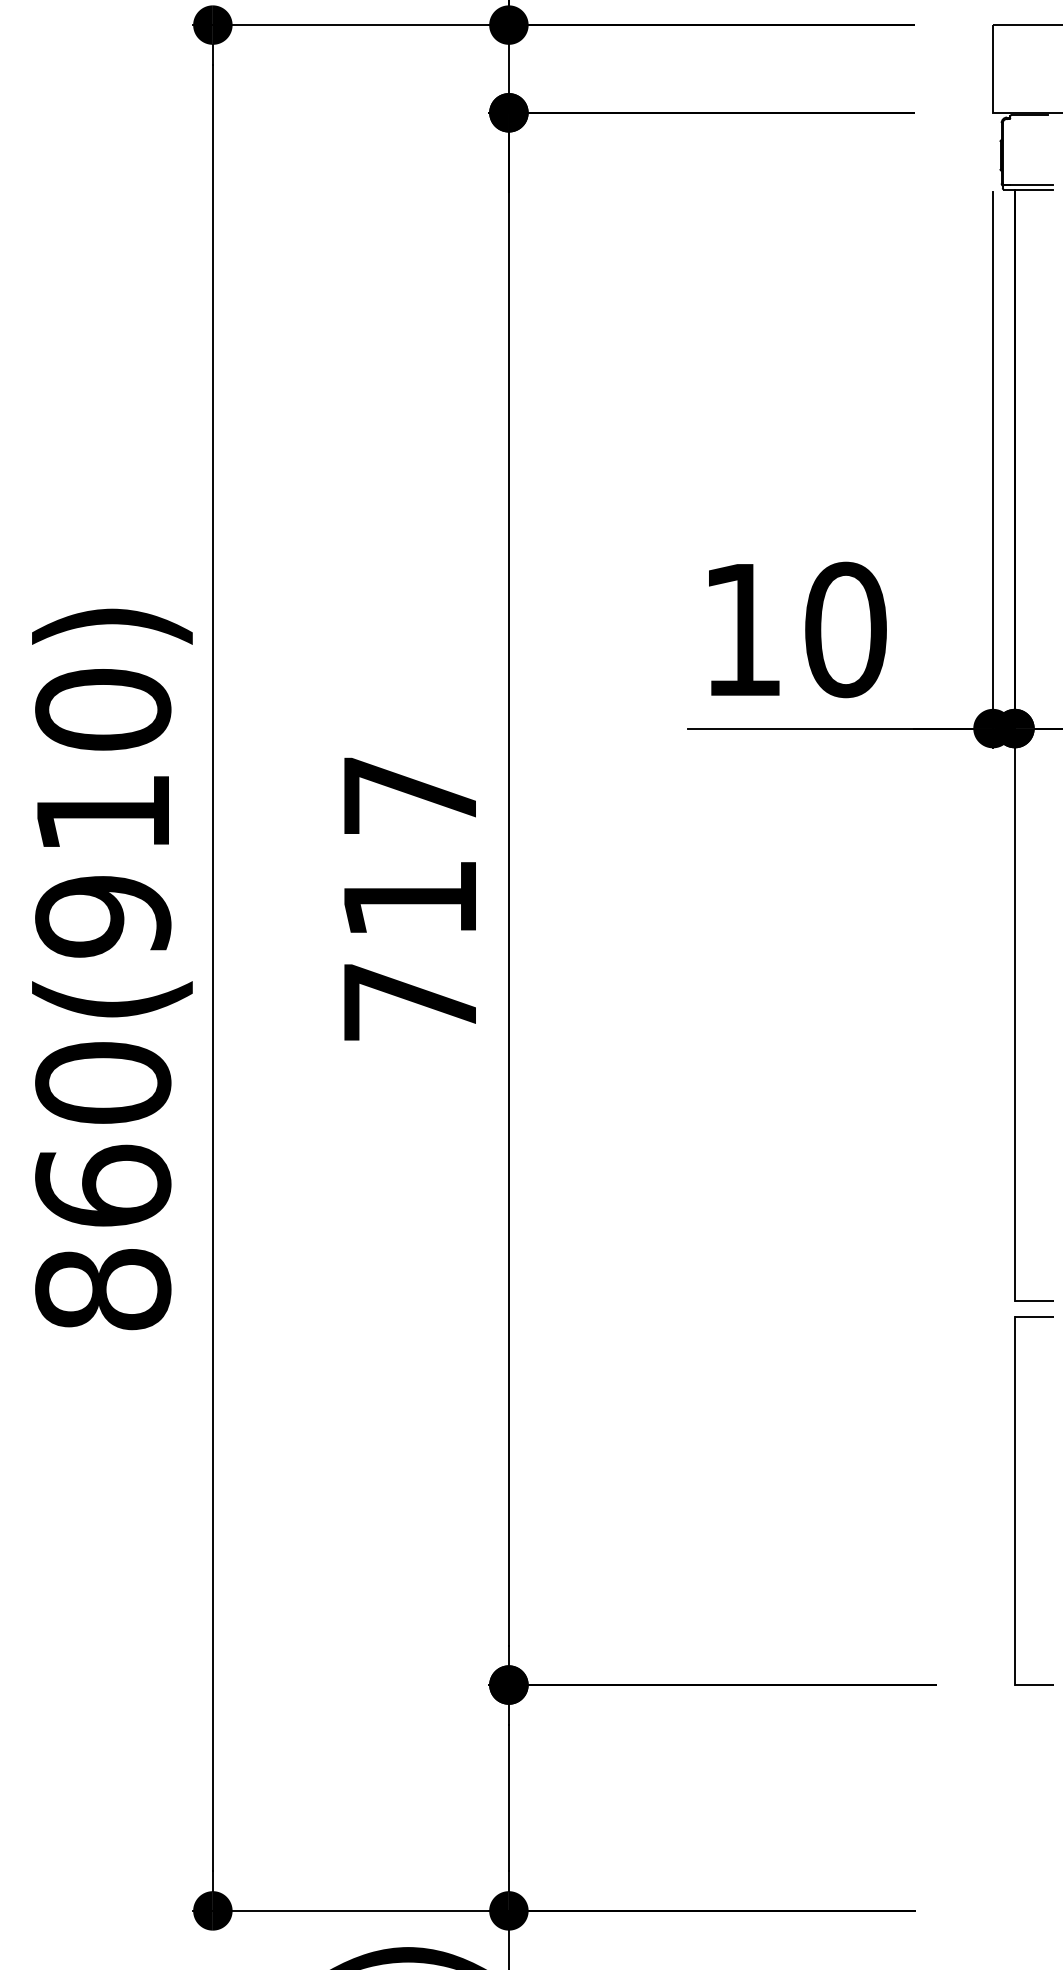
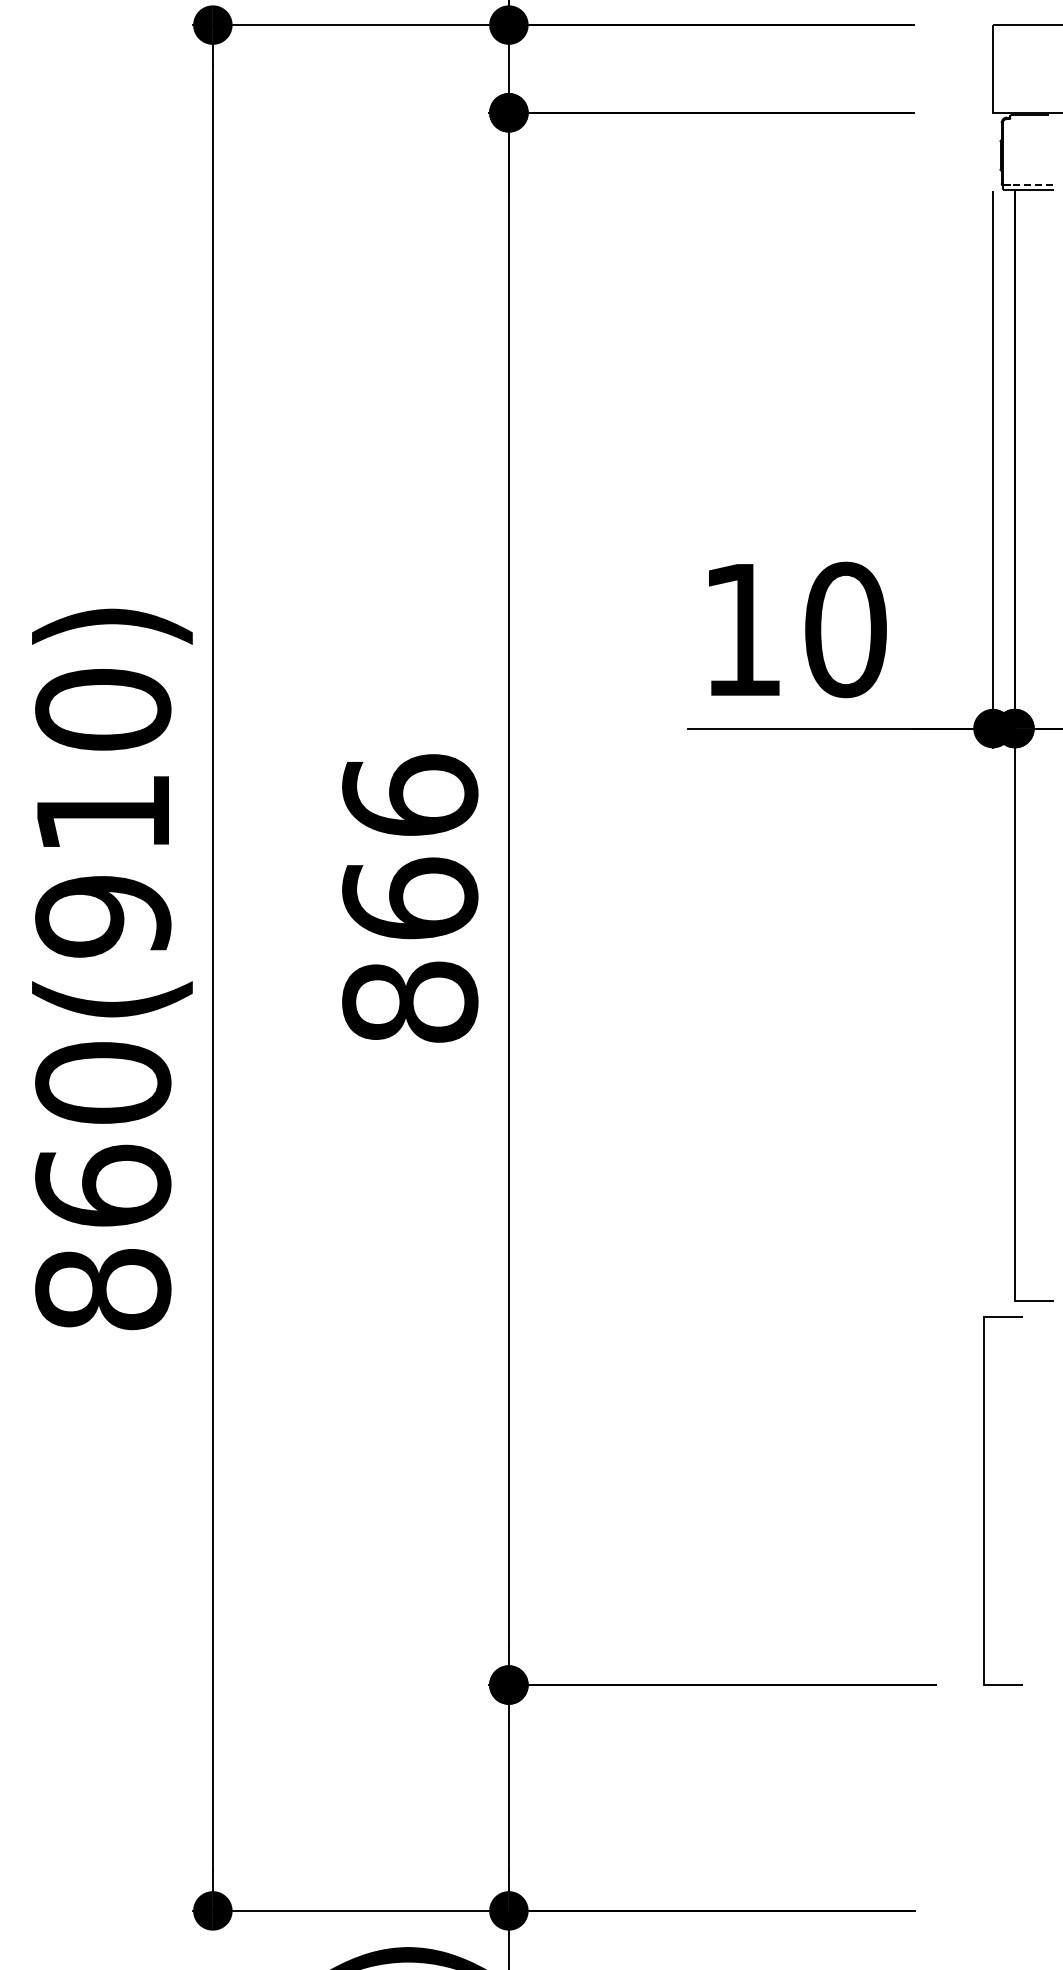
line: solid -> dashed (1031, 185)
text: 717 -> 866 (410, 898)
part position: (1015, 1500) -> (984, 1500) (984, 1500)
